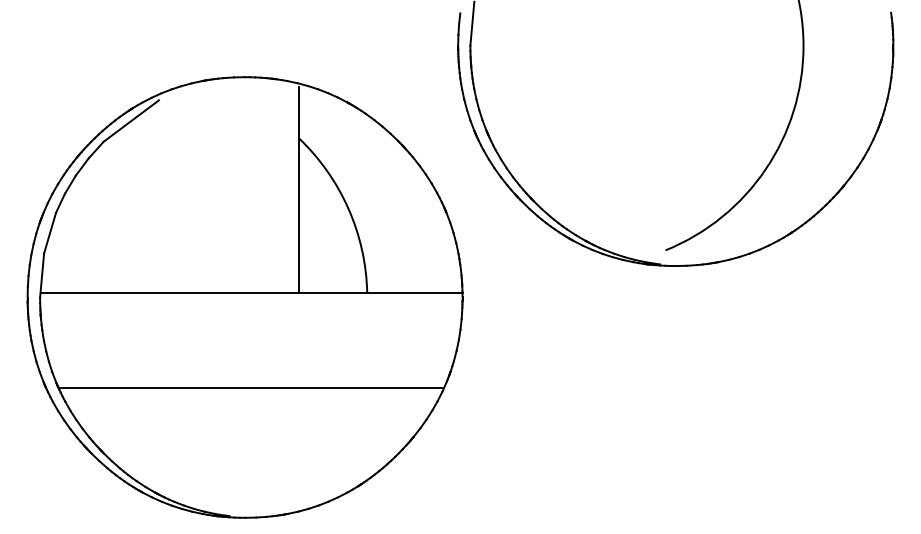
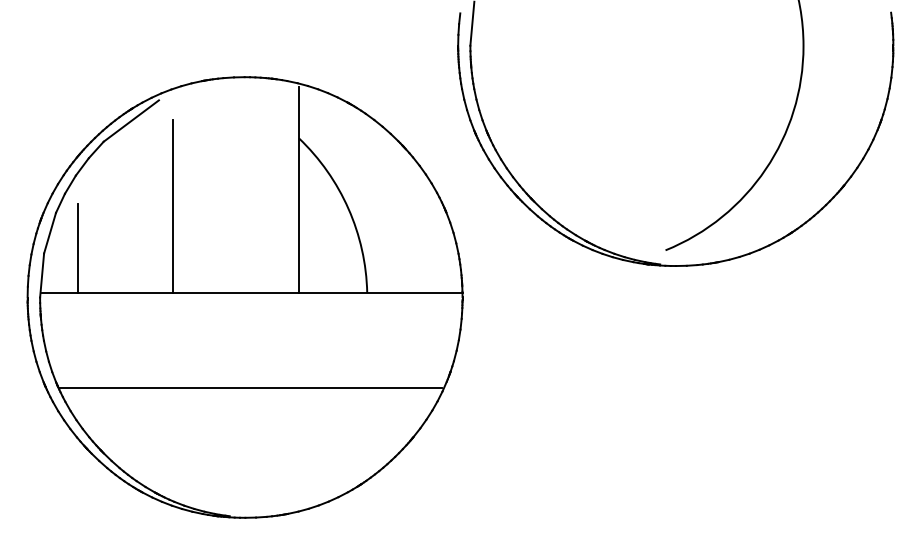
line: none -> present (173, 206)
line: none -> present (78, 248)
